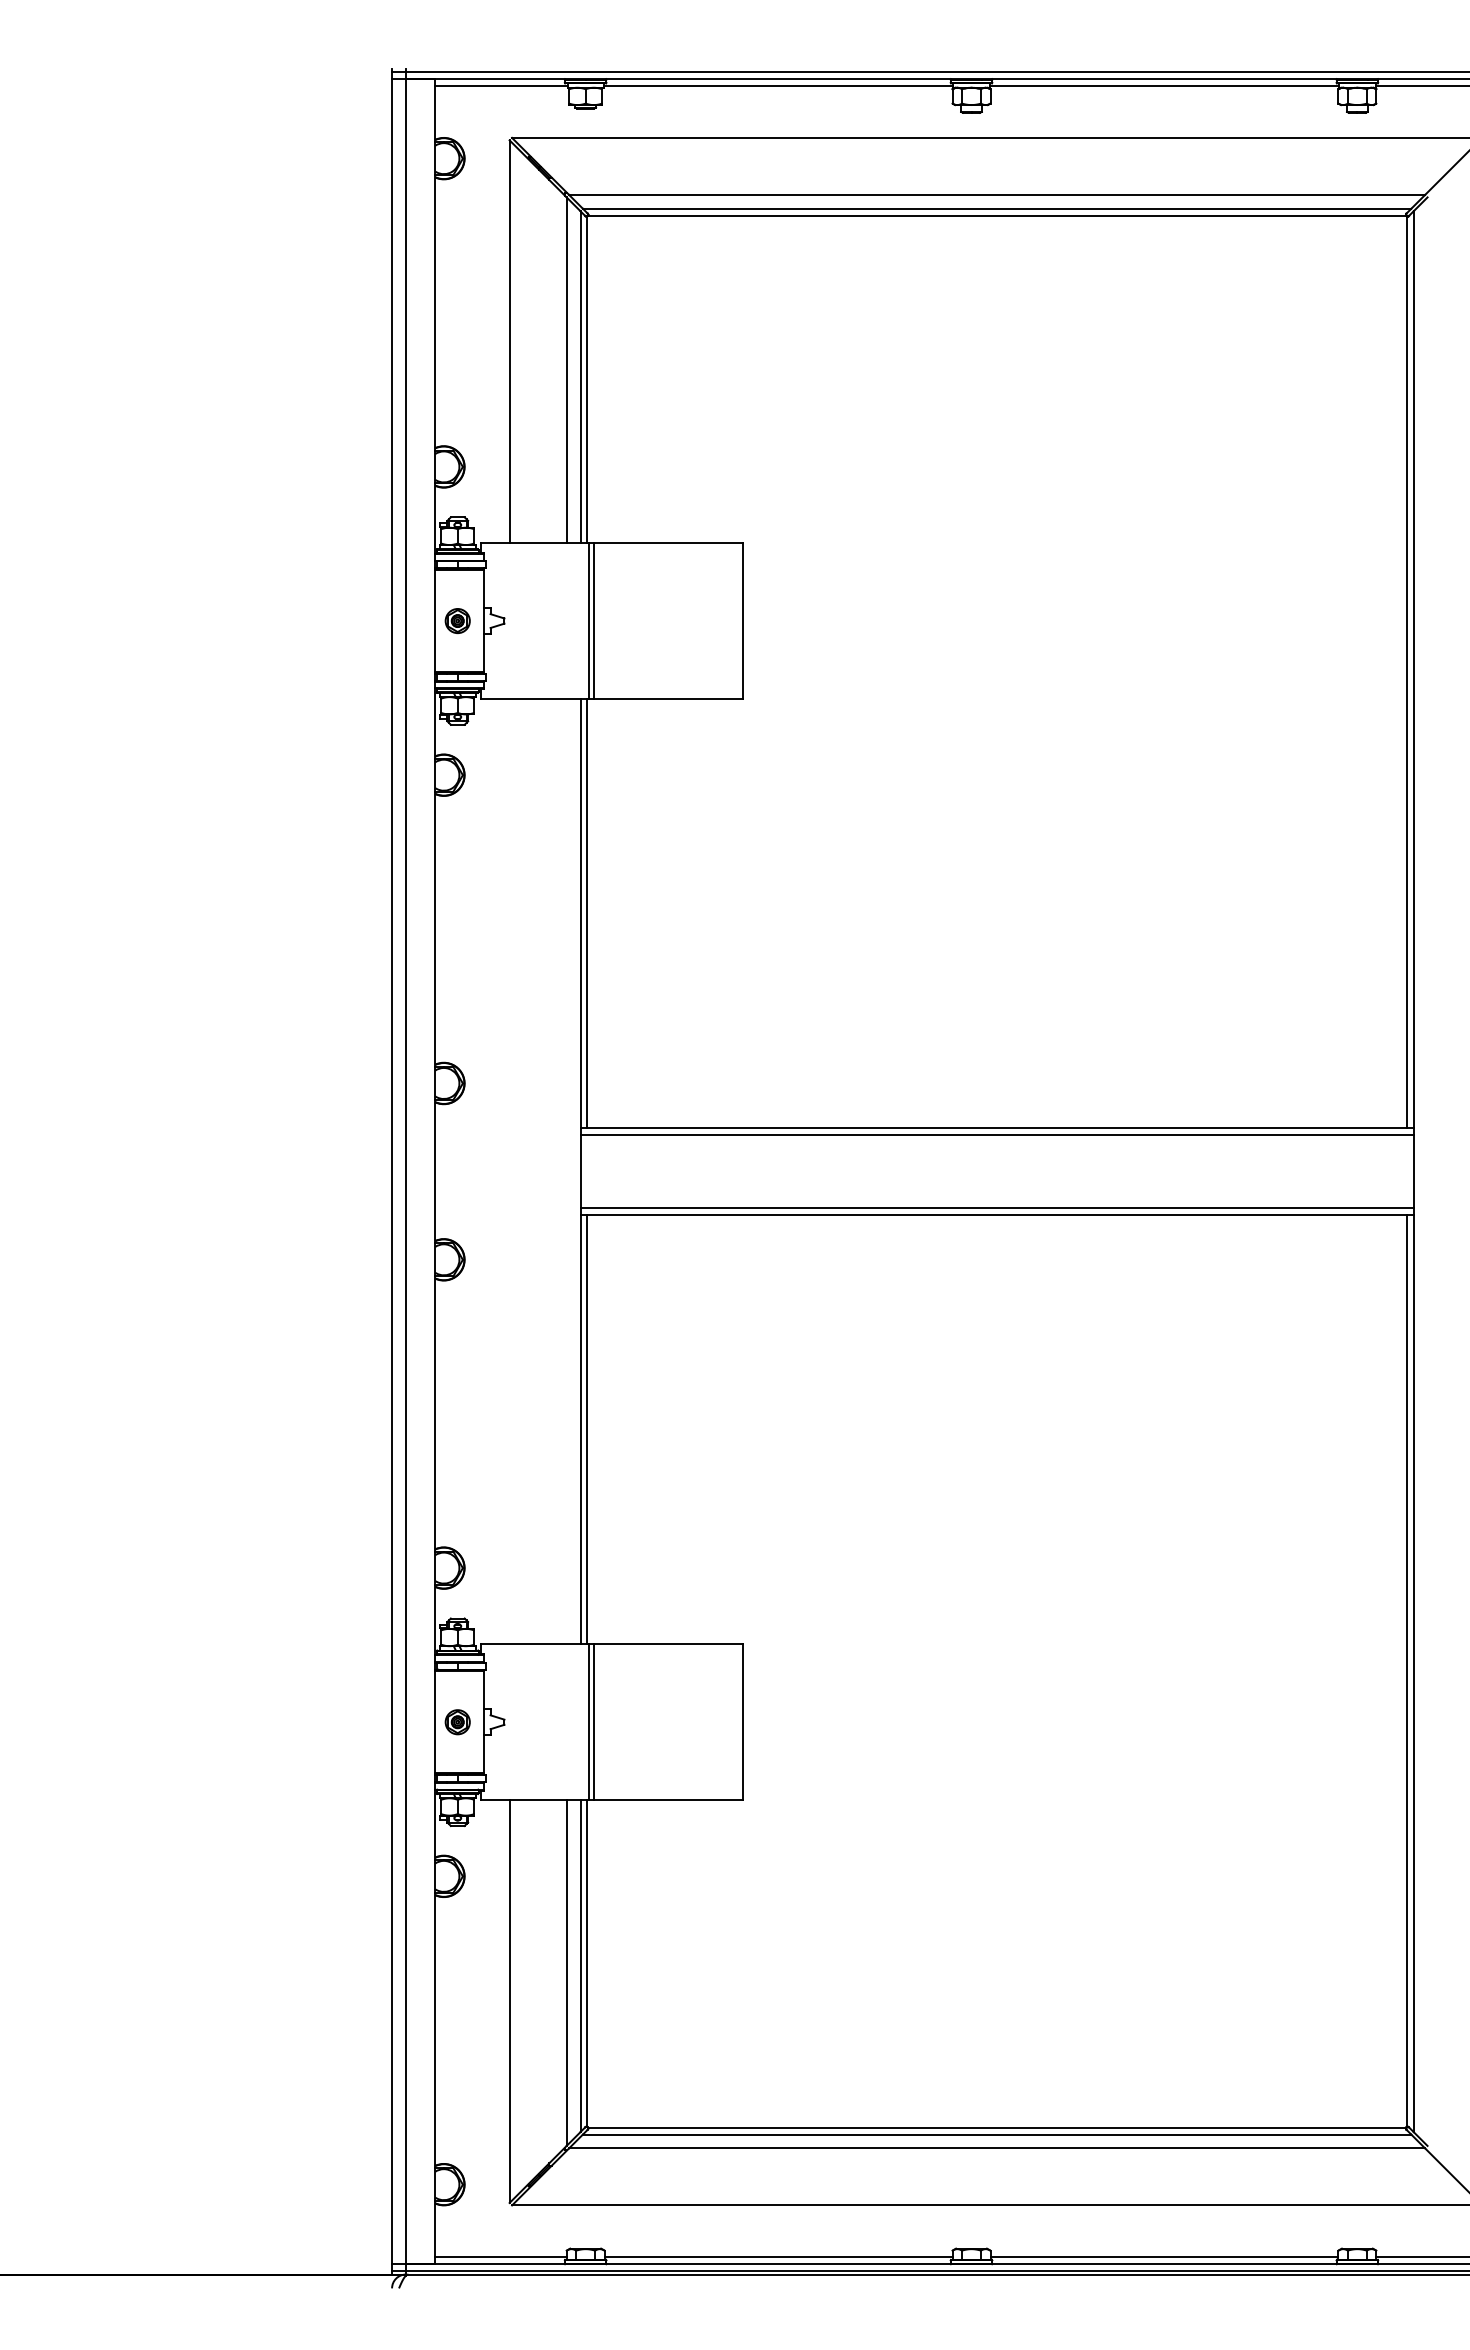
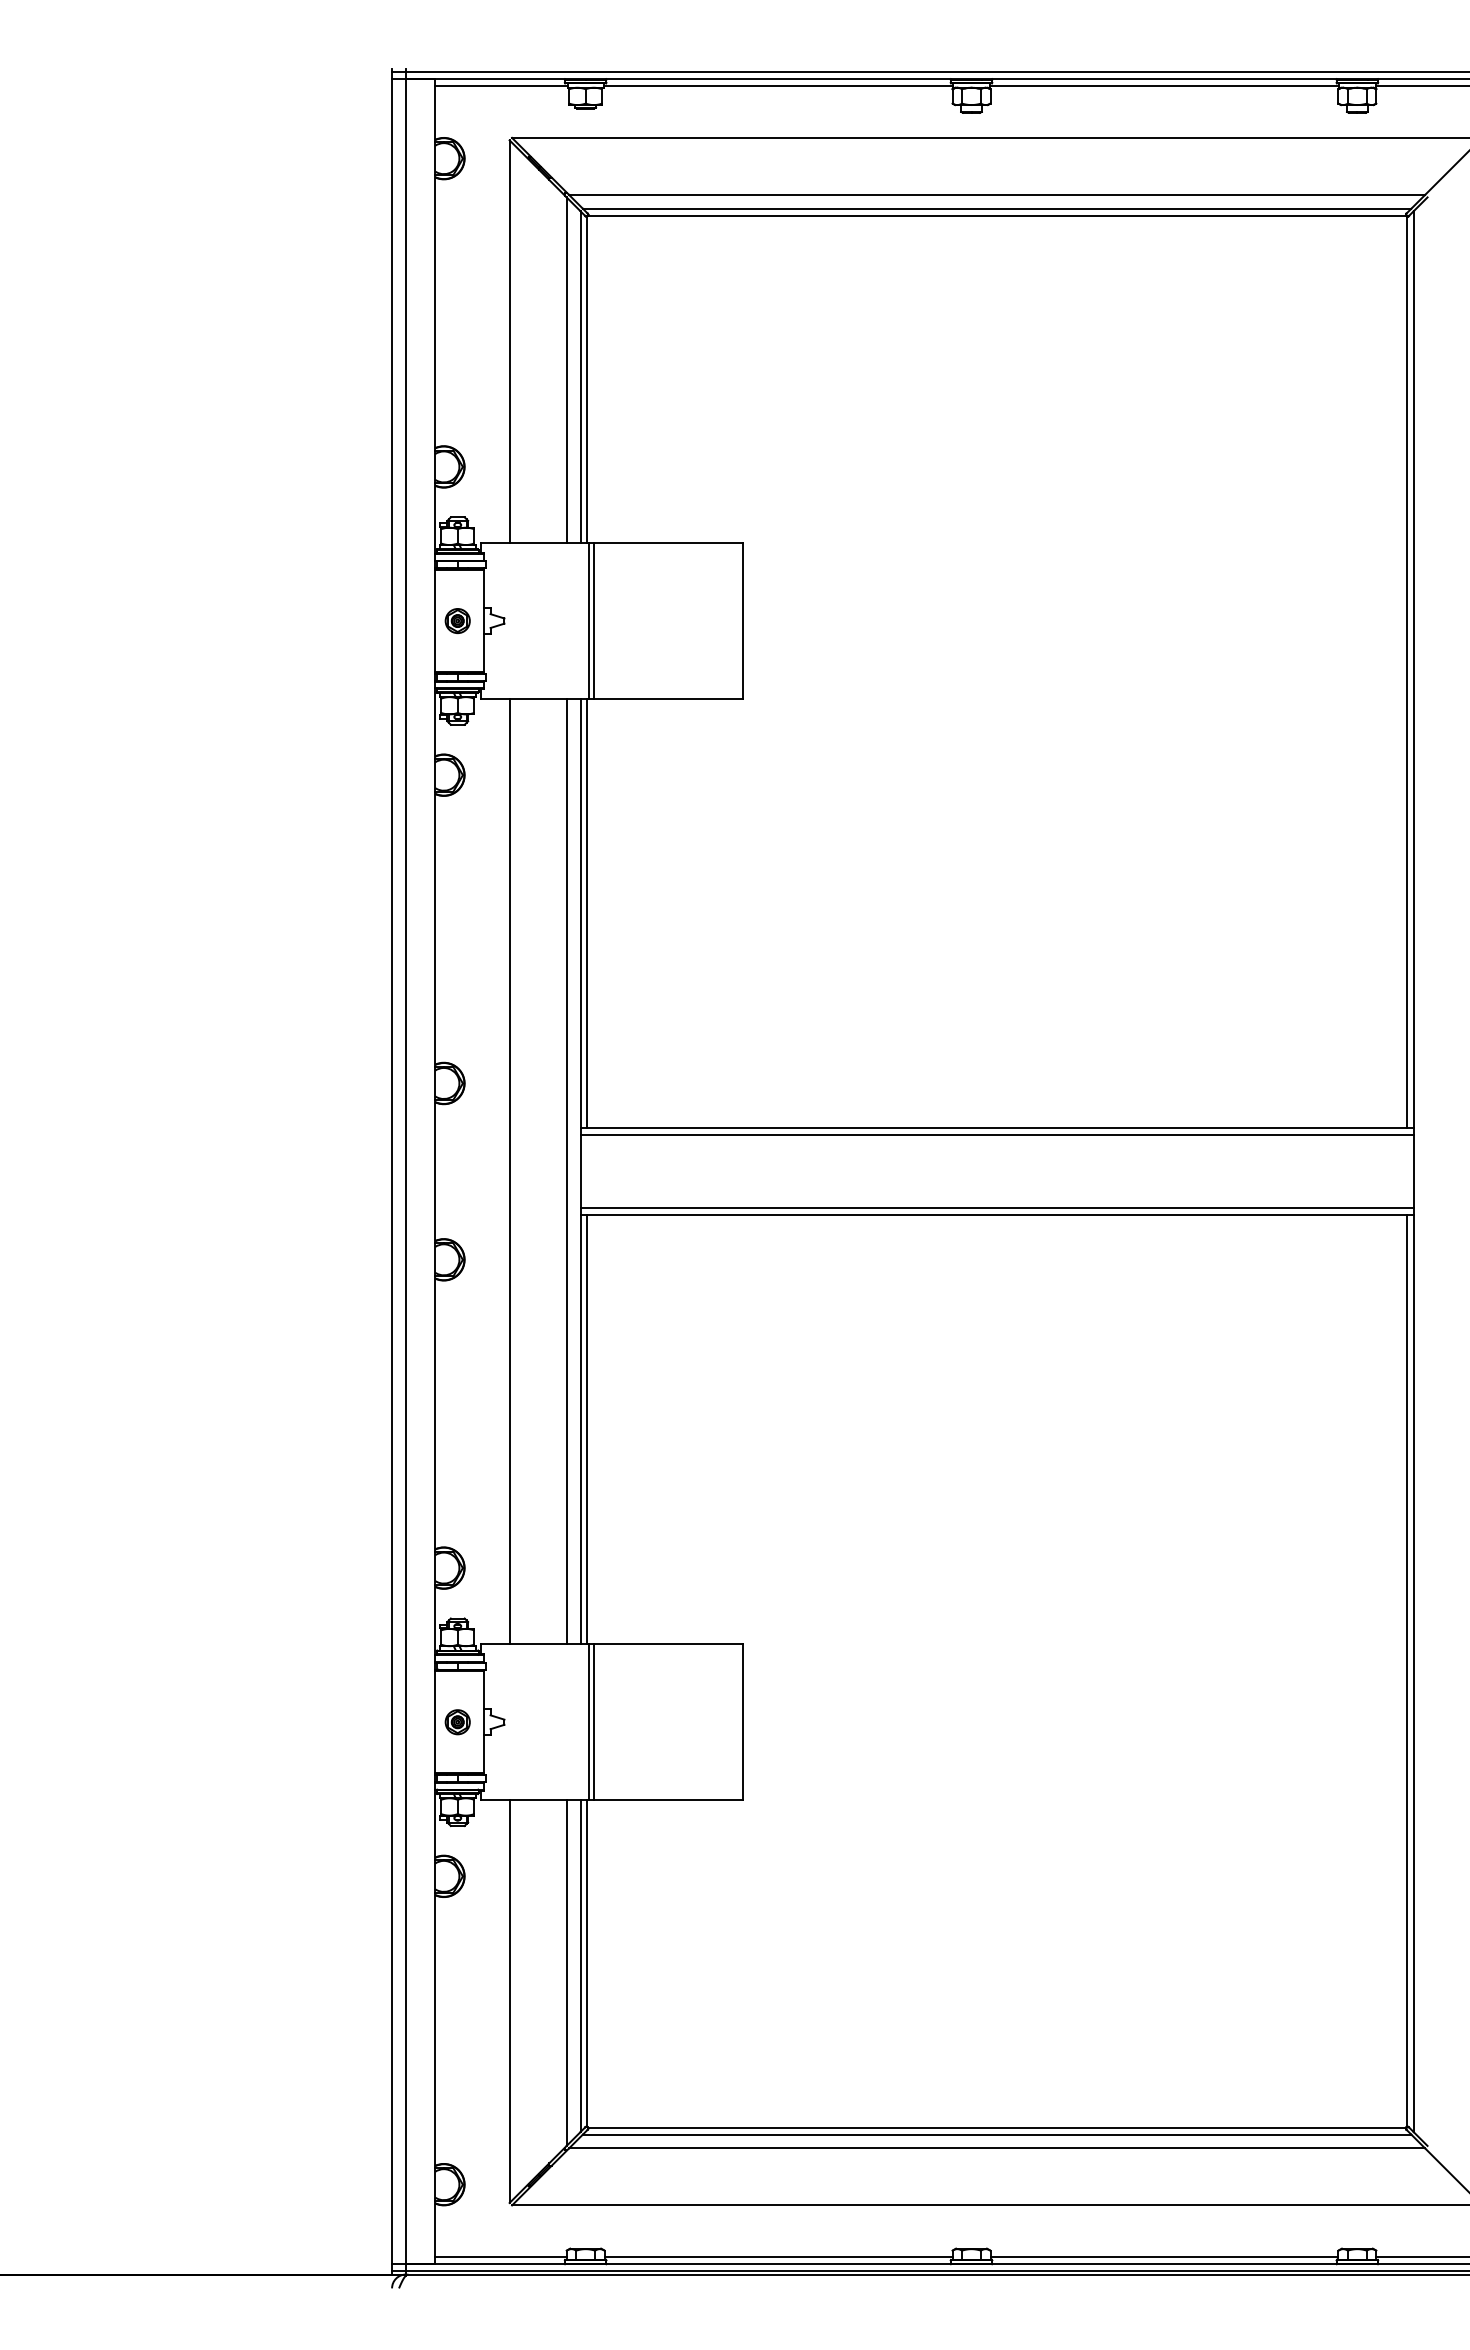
line: none -> present (509, 1171)
line: none -> present (566, 1171)
